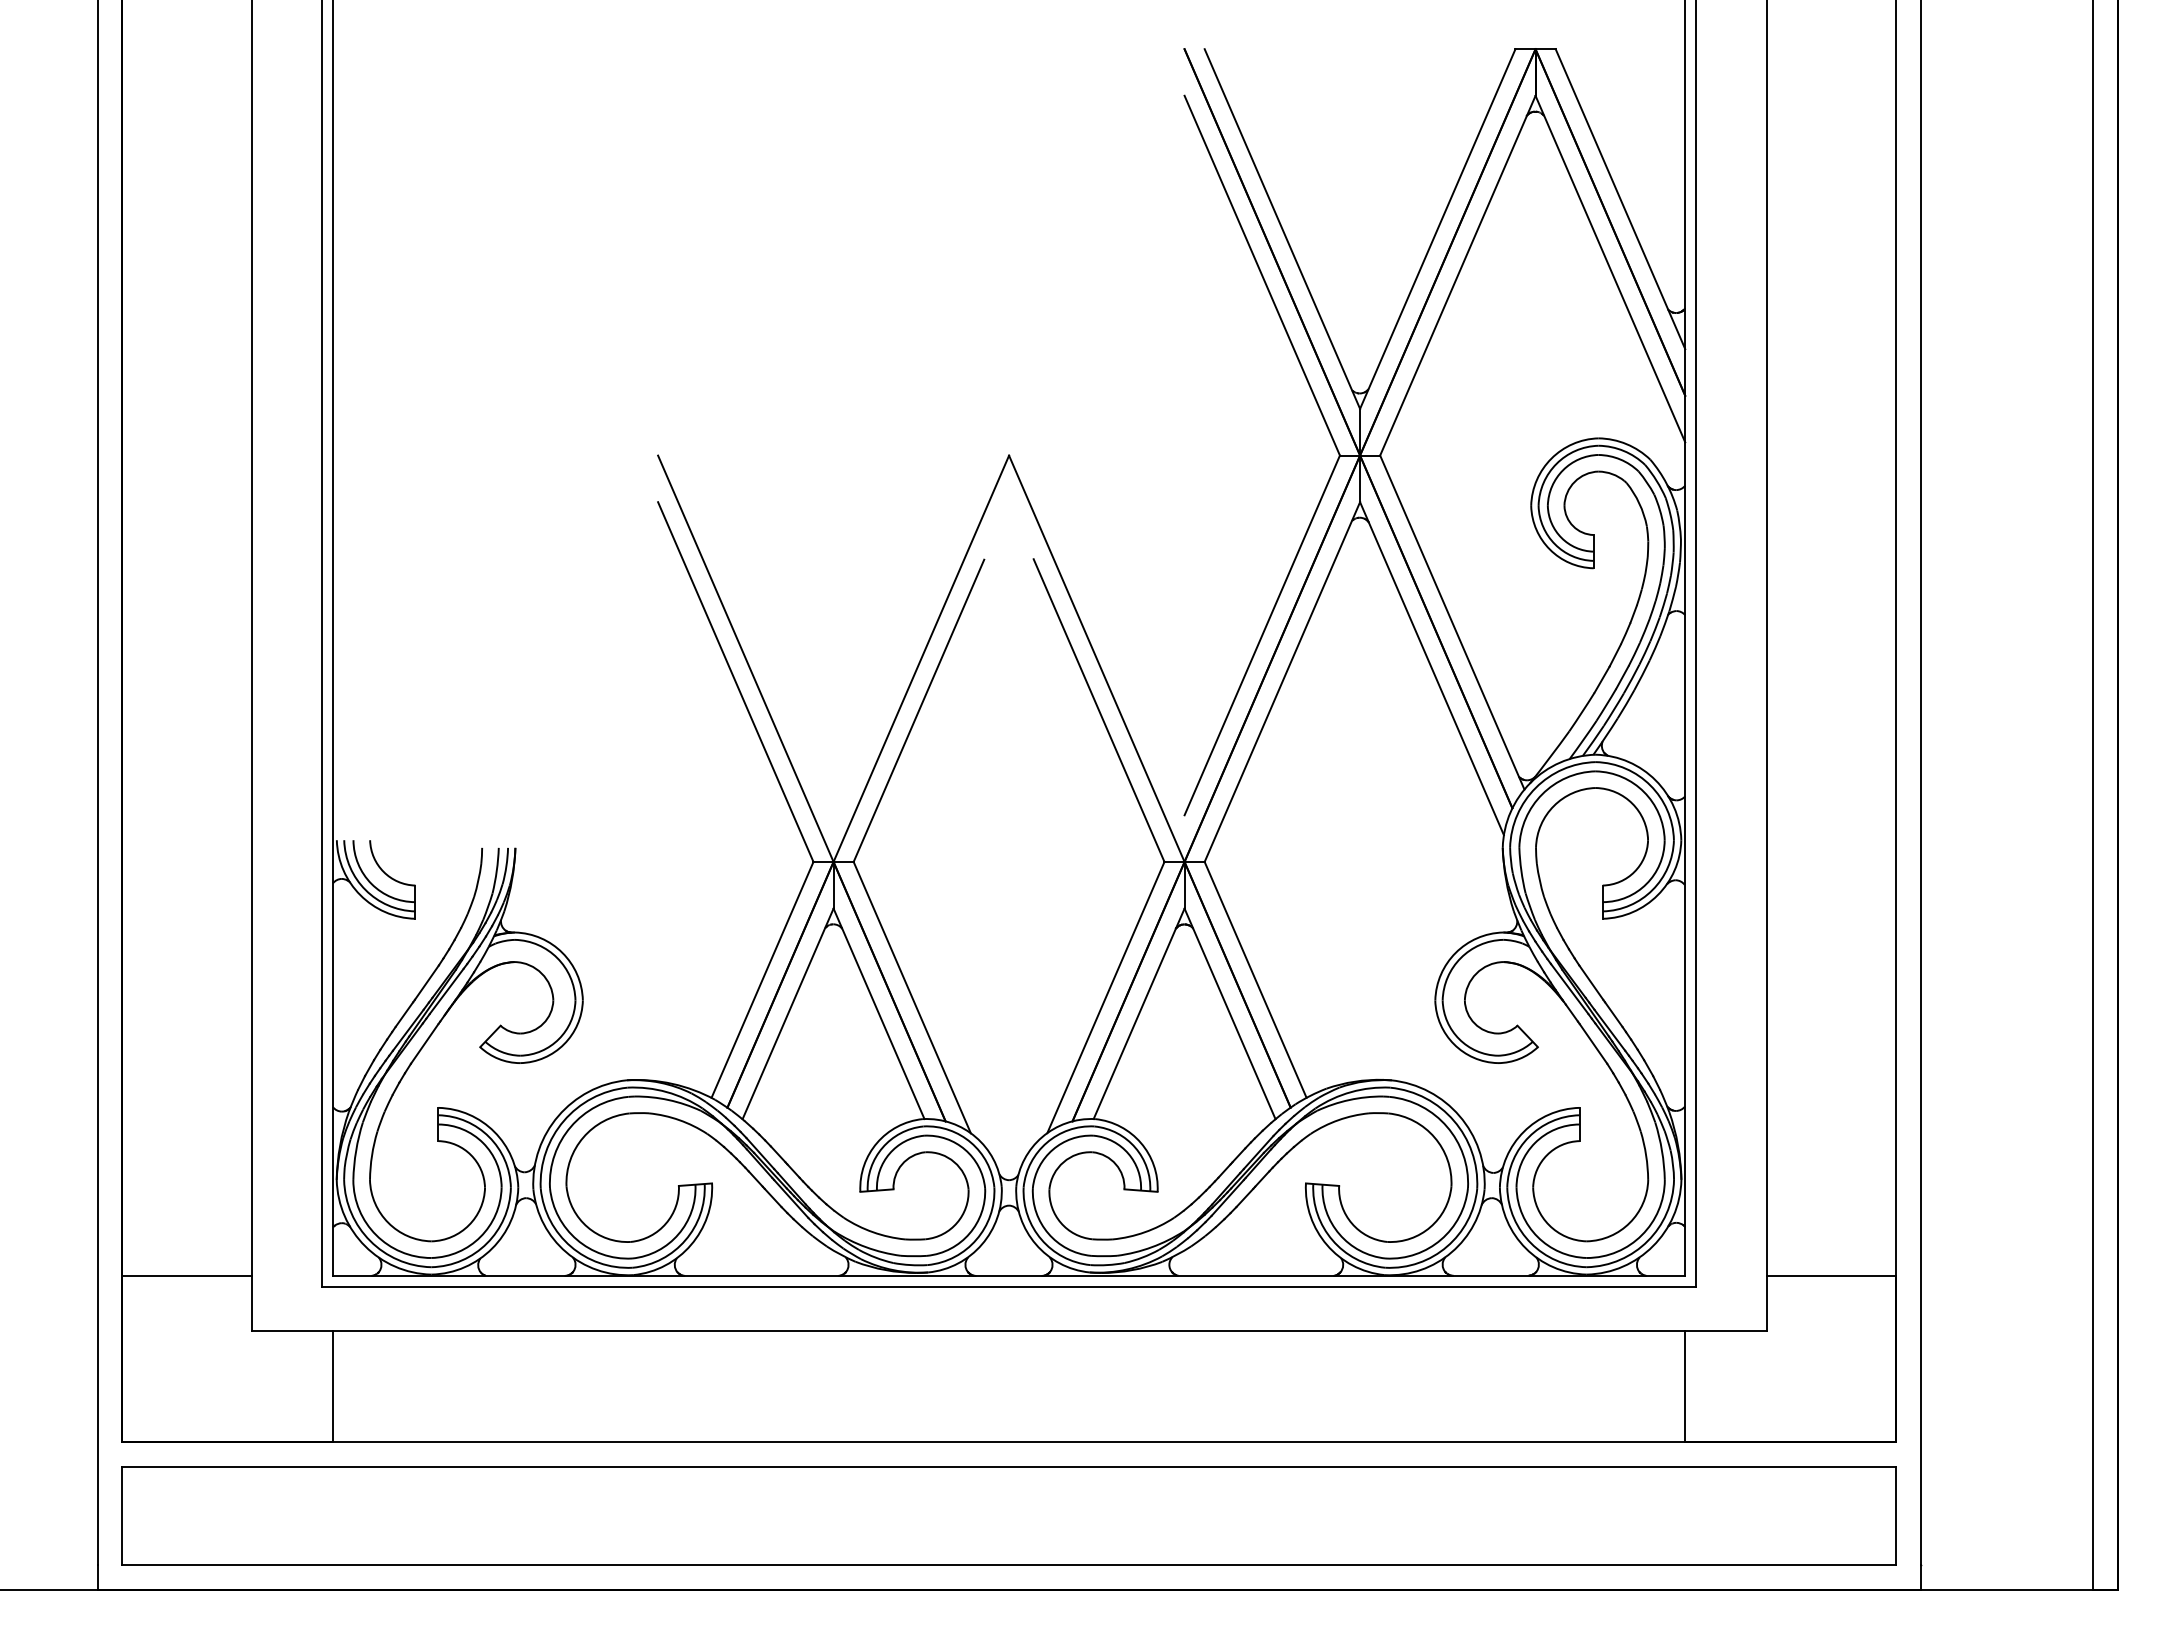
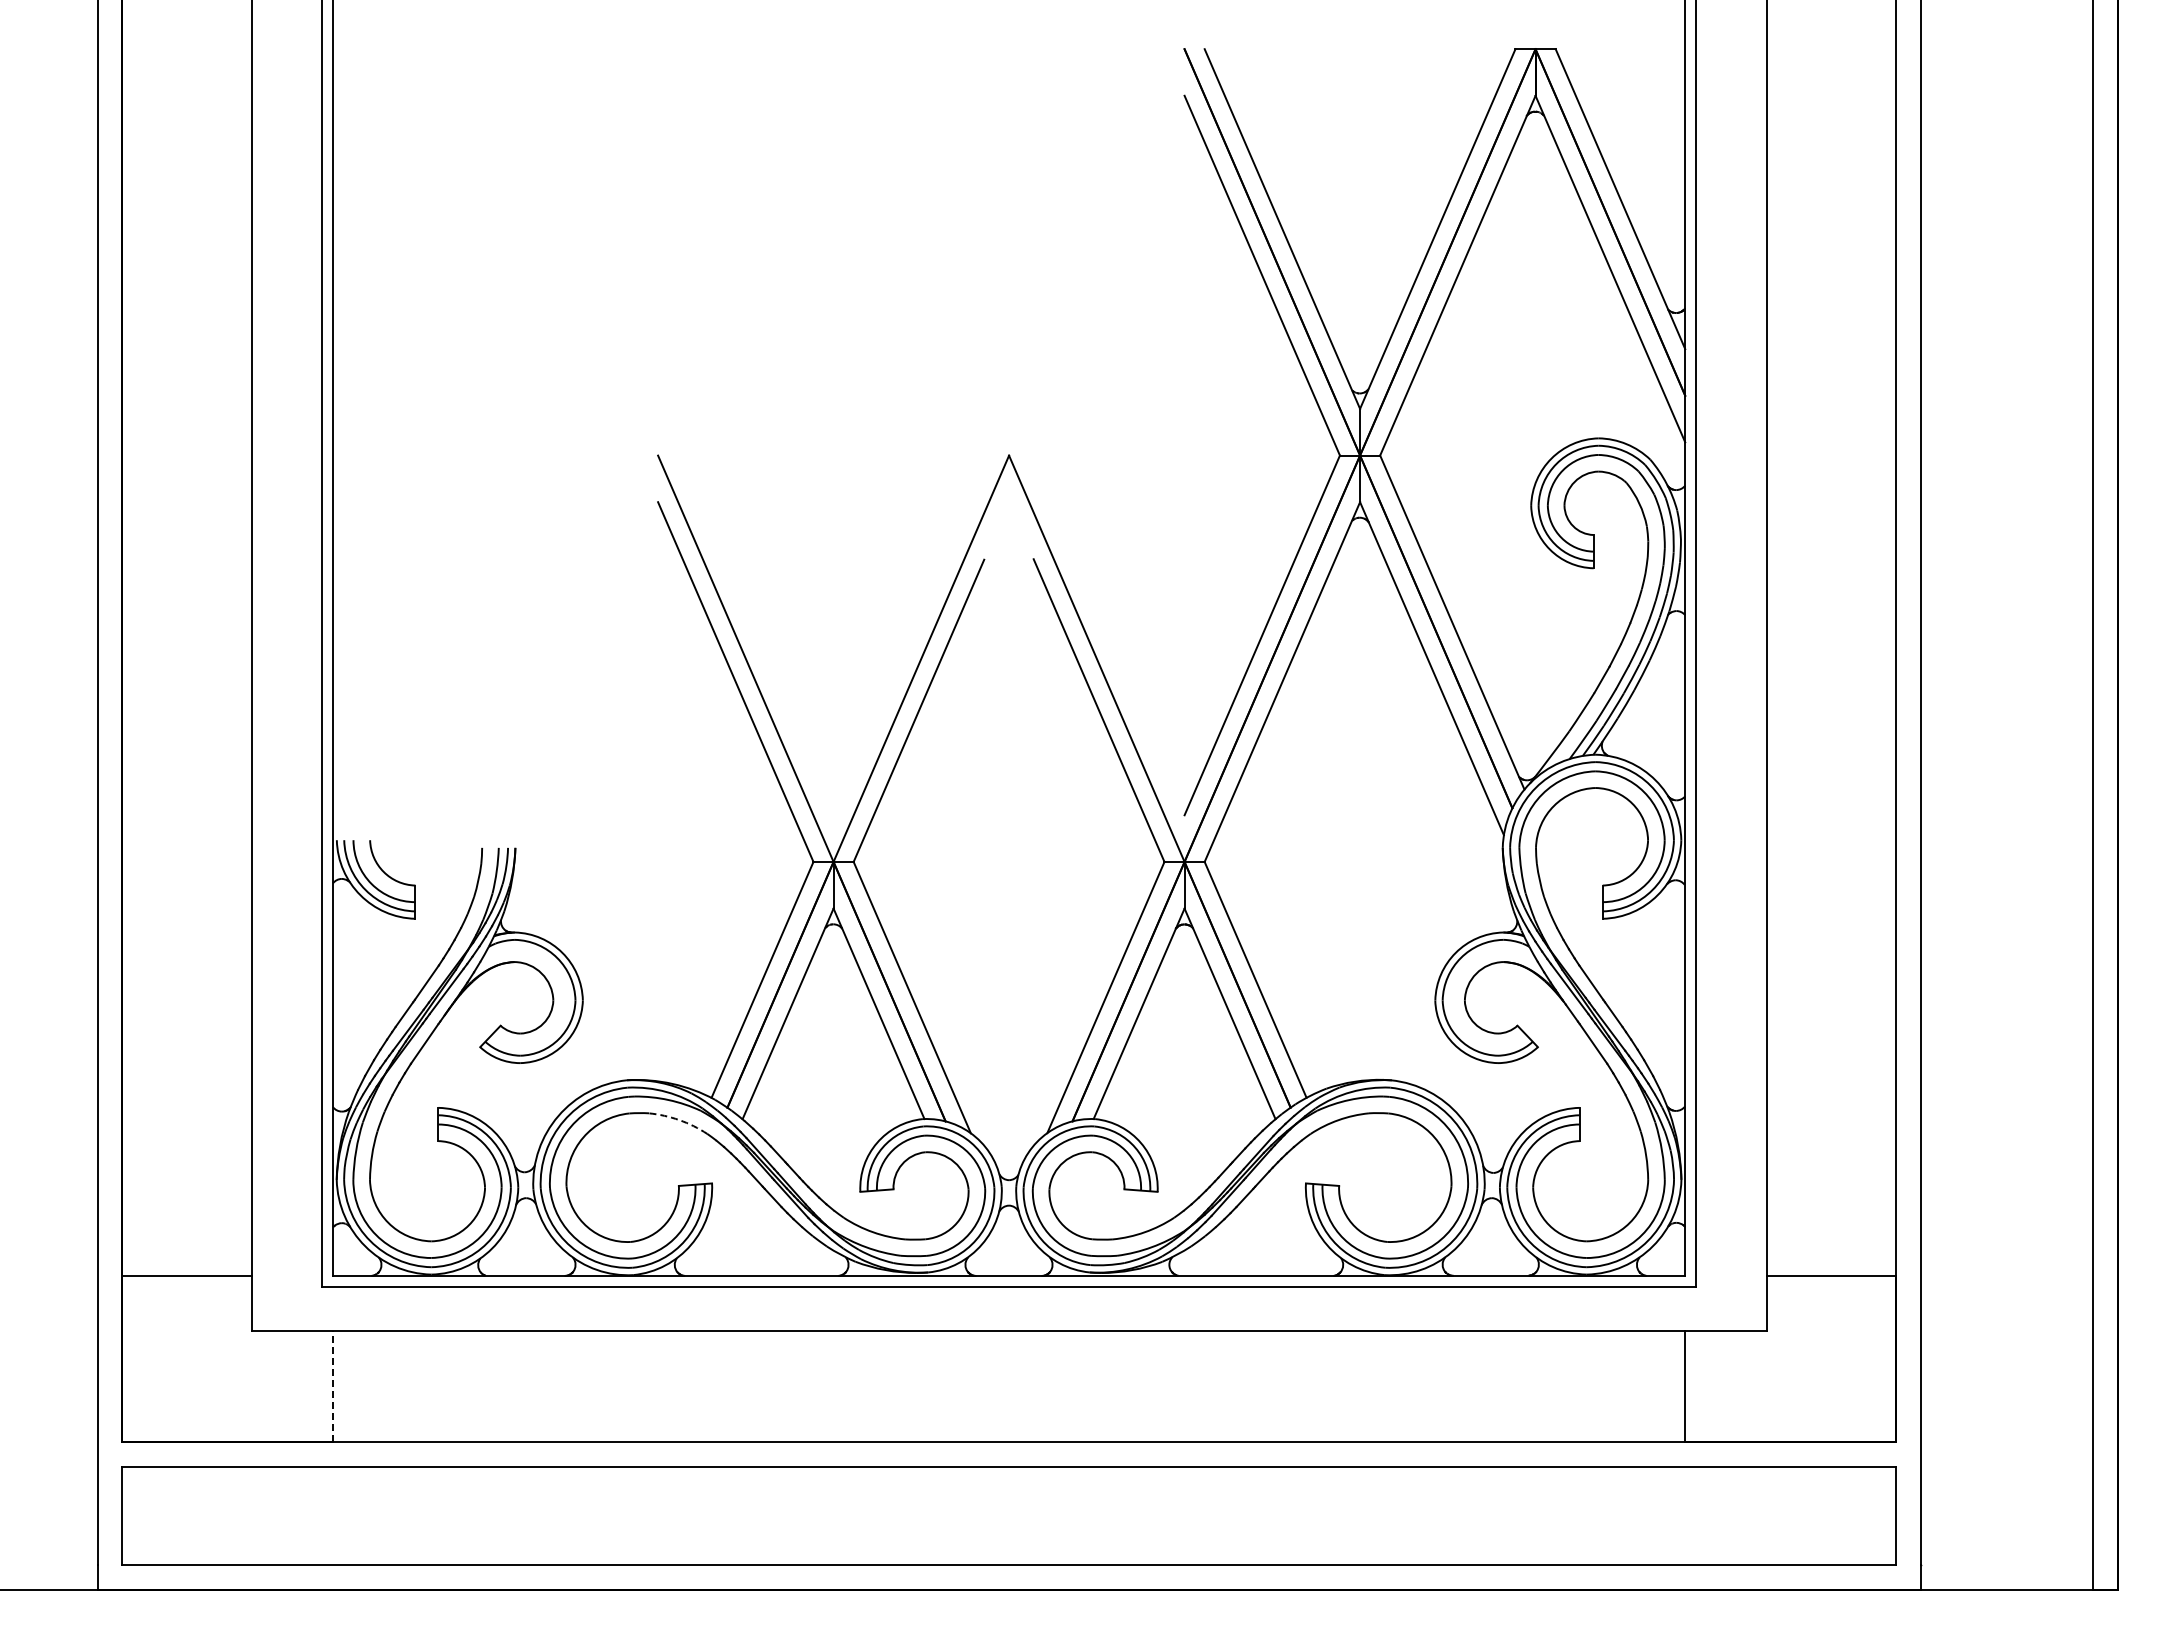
arc: solid -> dashed (679, 1120)
line: solid -> dashed (332, 1386)
